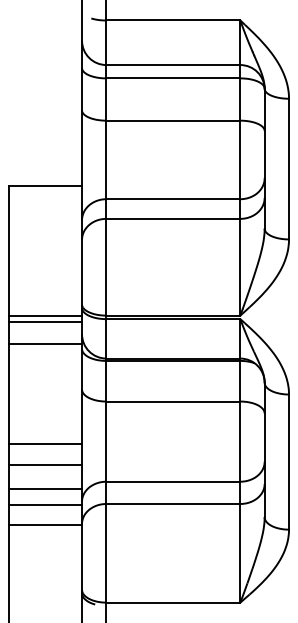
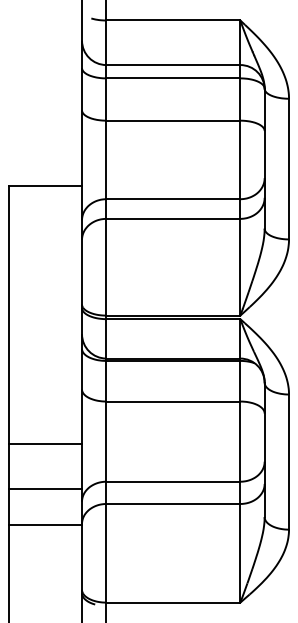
line: present -> none (45, 316)
line: present -> none (45, 322)
line: present -> none (45, 343)
line: present -> none (45, 465)
line: present -> none (45, 504)
